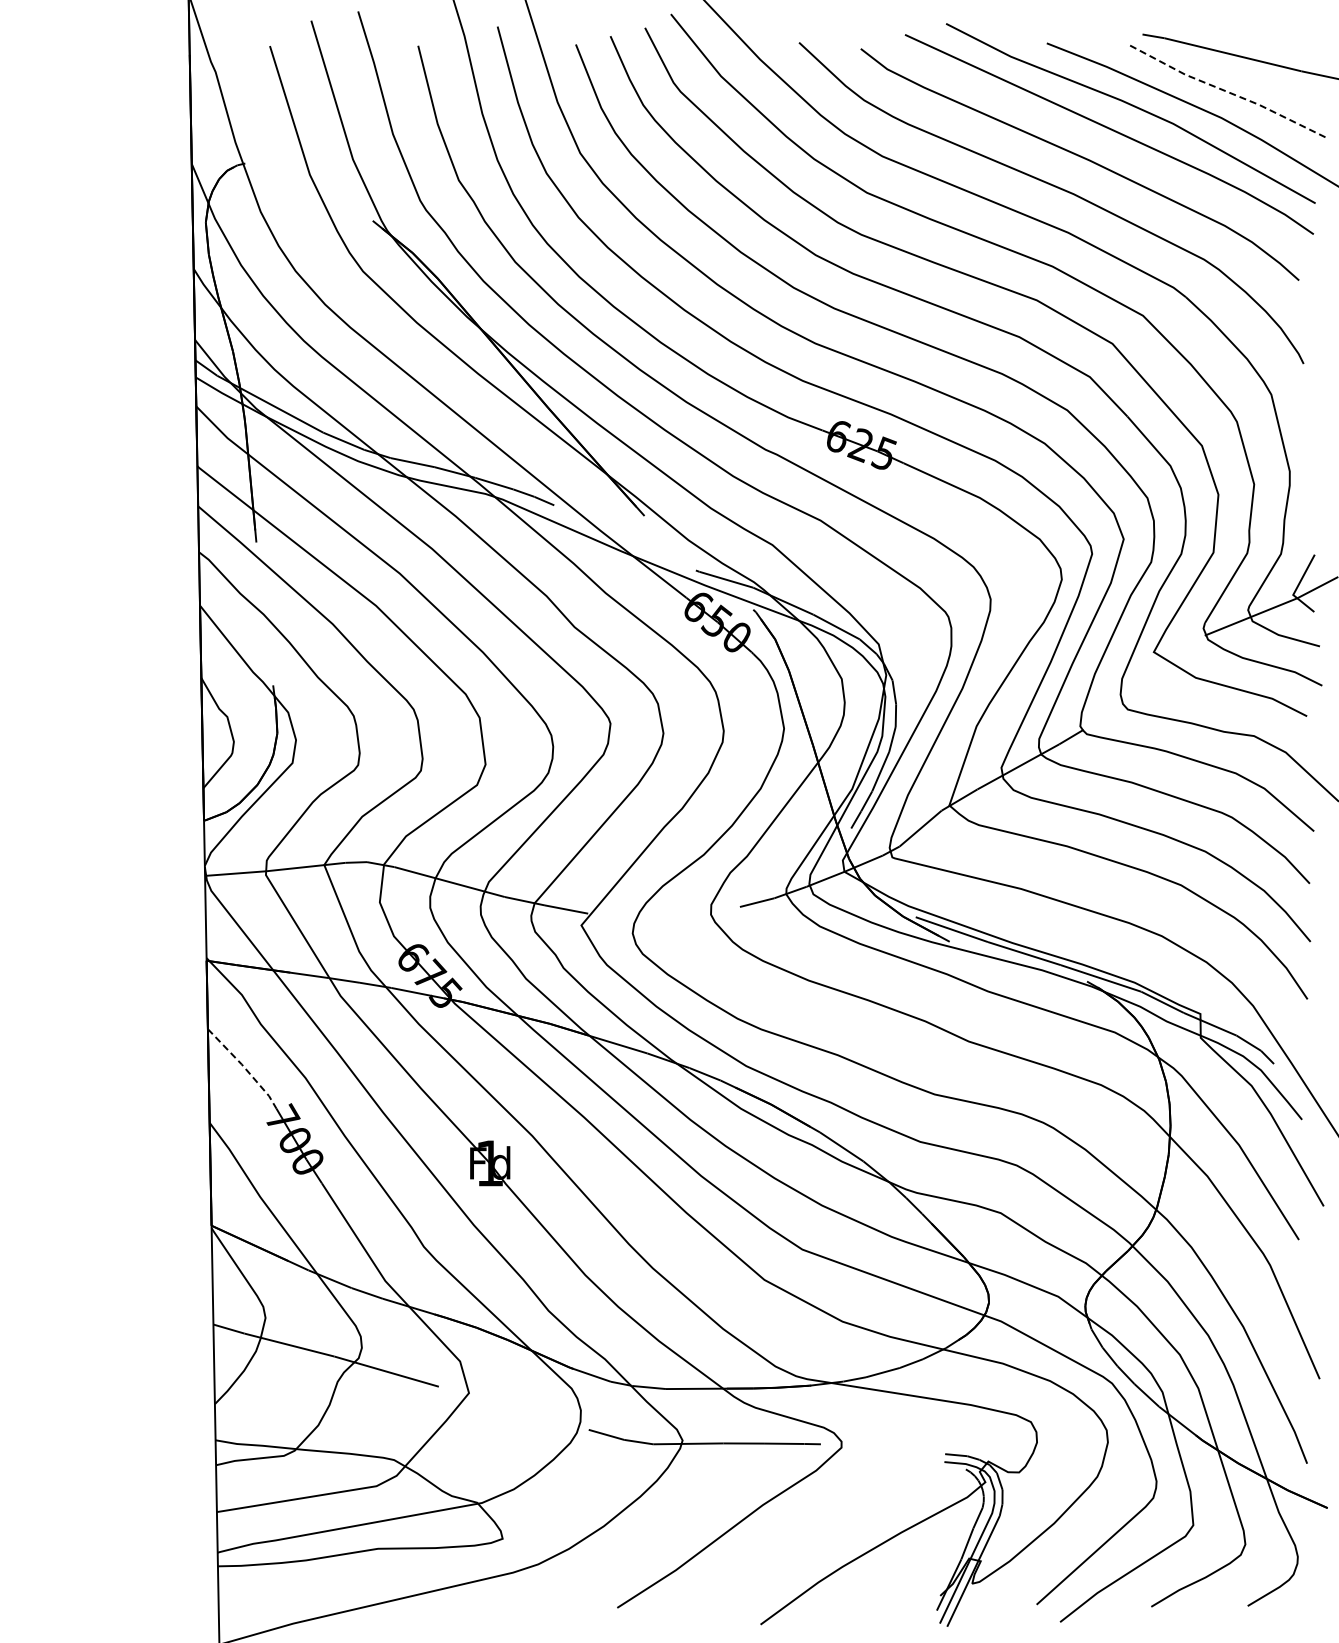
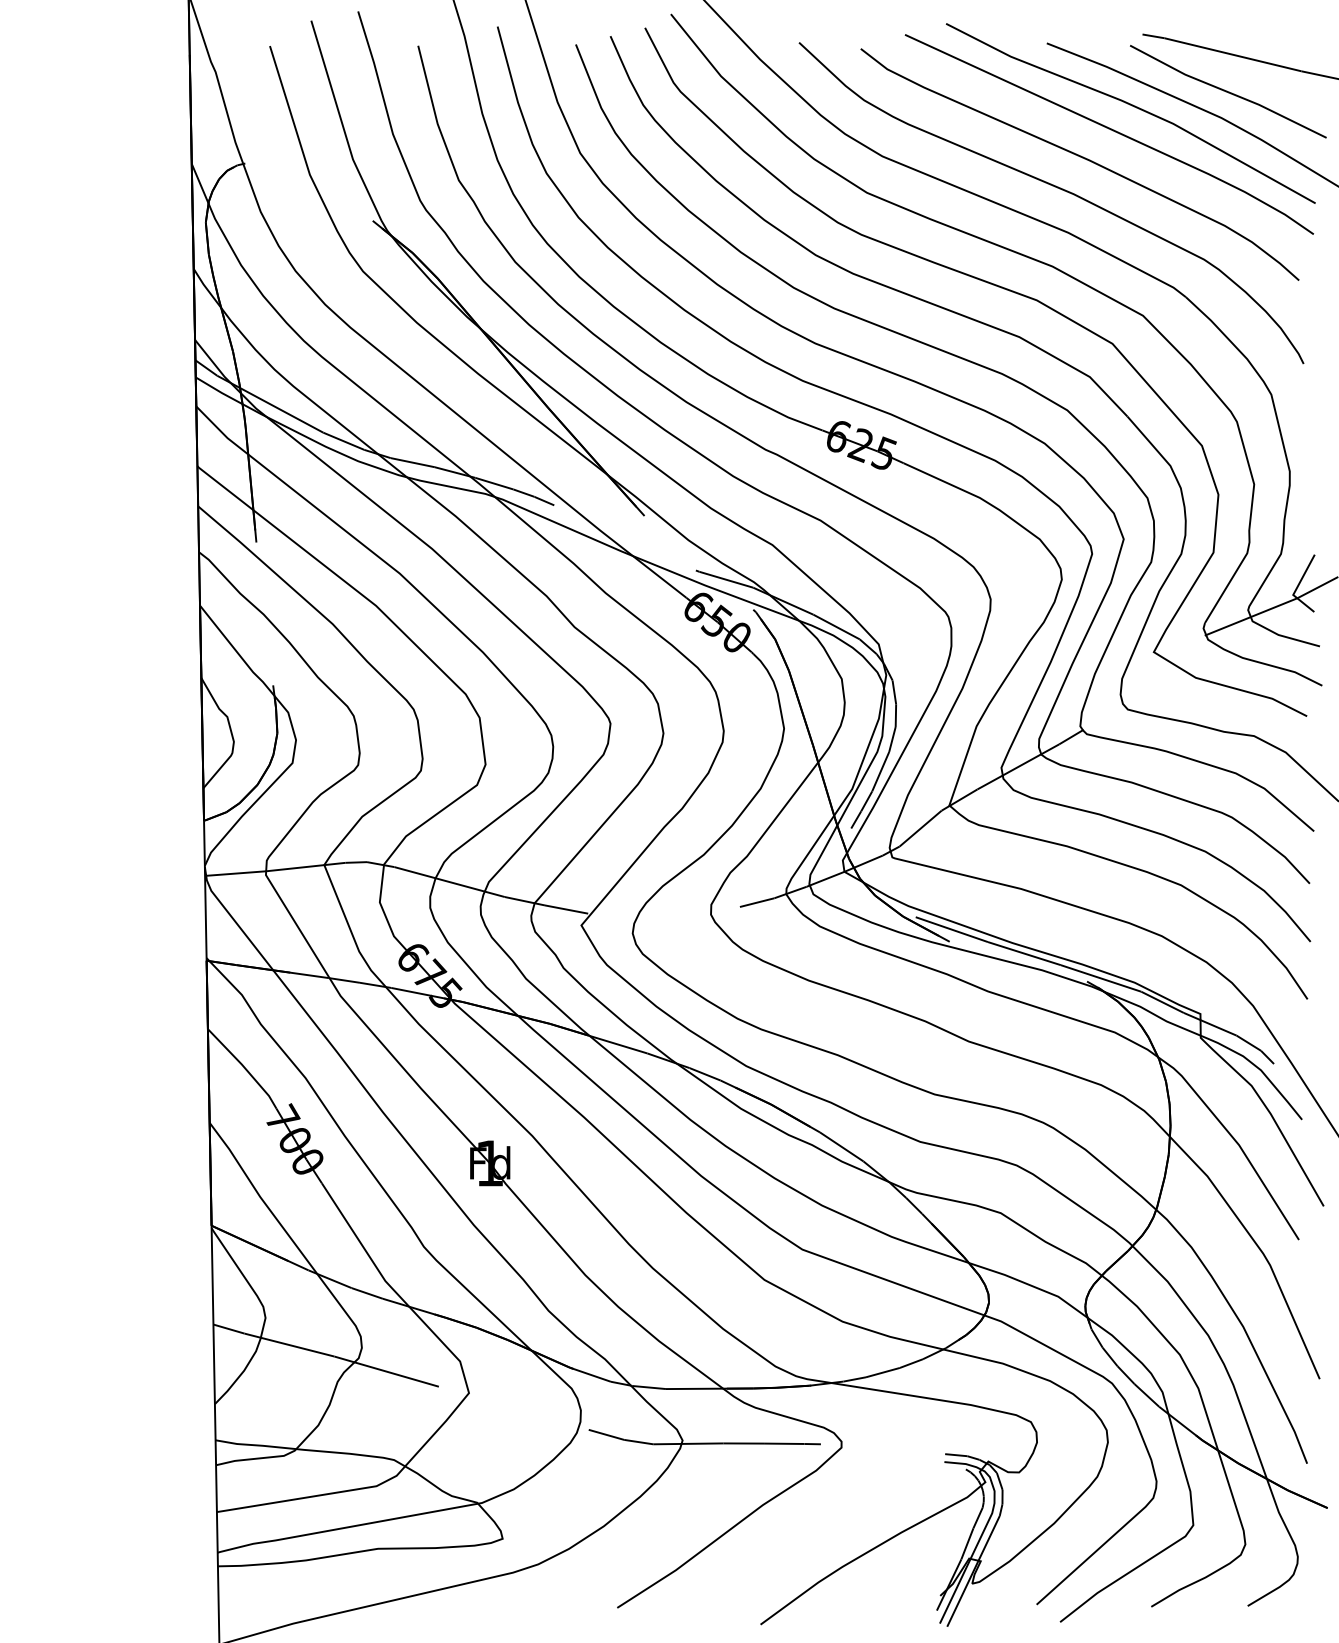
line: dashed -> solid (1228, 92)
line: dashed -> solid (244, 1067)
